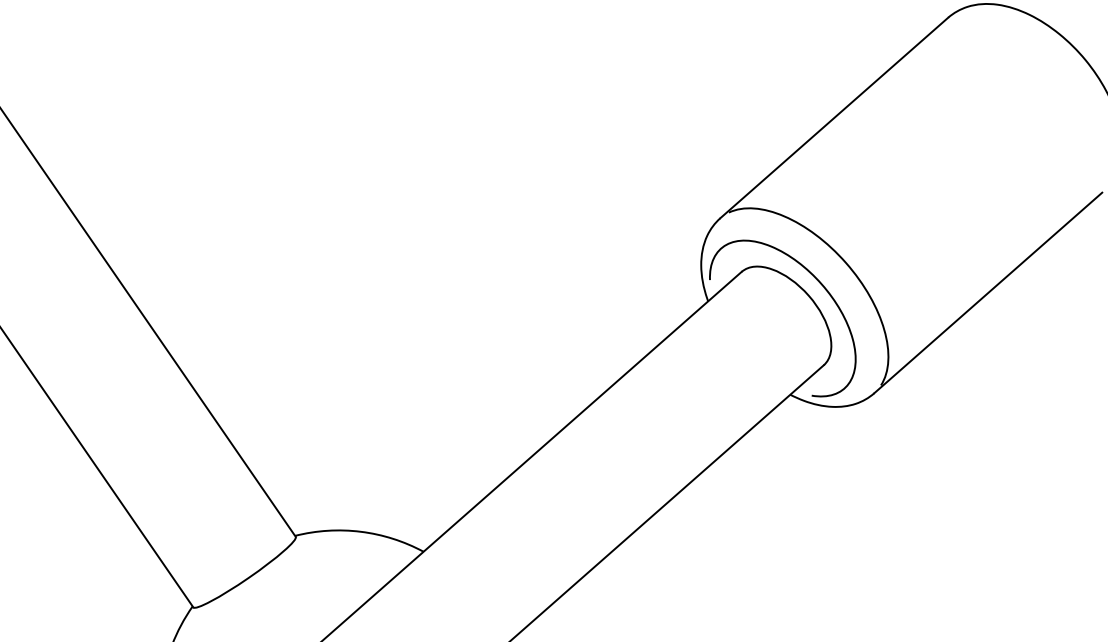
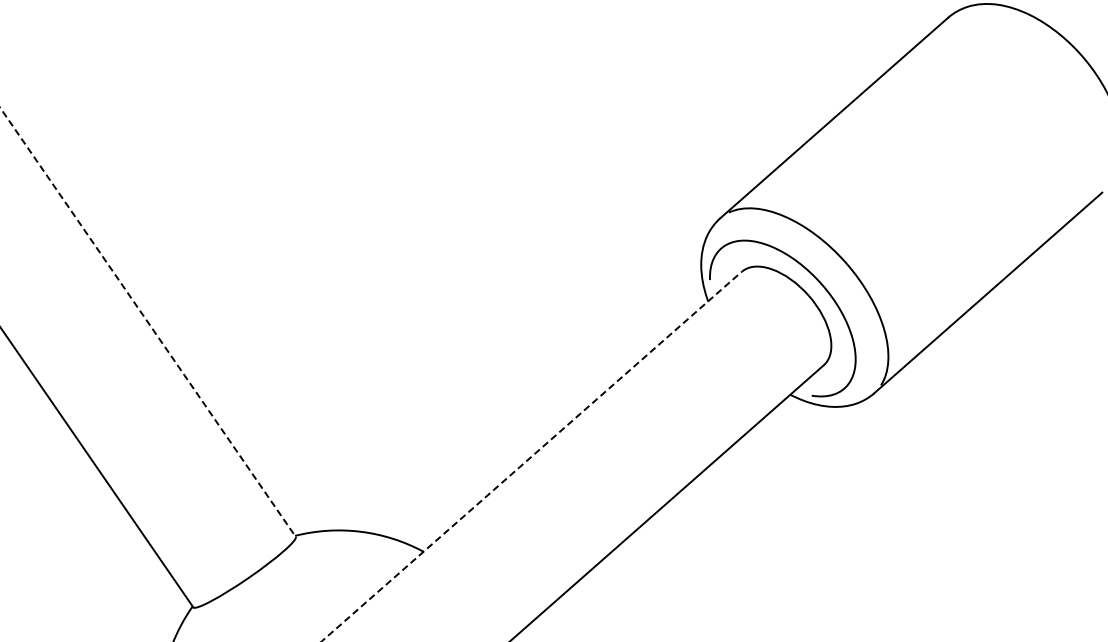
line: solid -> dashed (148, 322)
line: solid -> dashed (531, 456)
